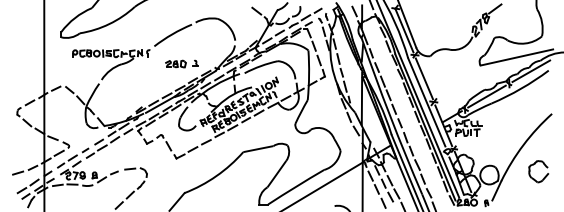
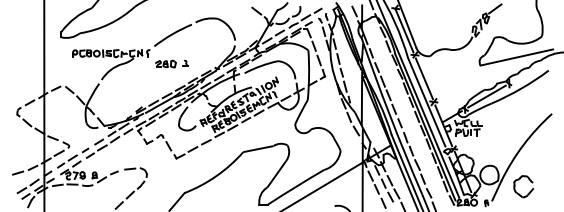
part position: (181, 63) -> (171, 63) (171, 63)
line: present -> none (531, 71)
part position: (535, 164) -> (520, 179) (520, 179)
